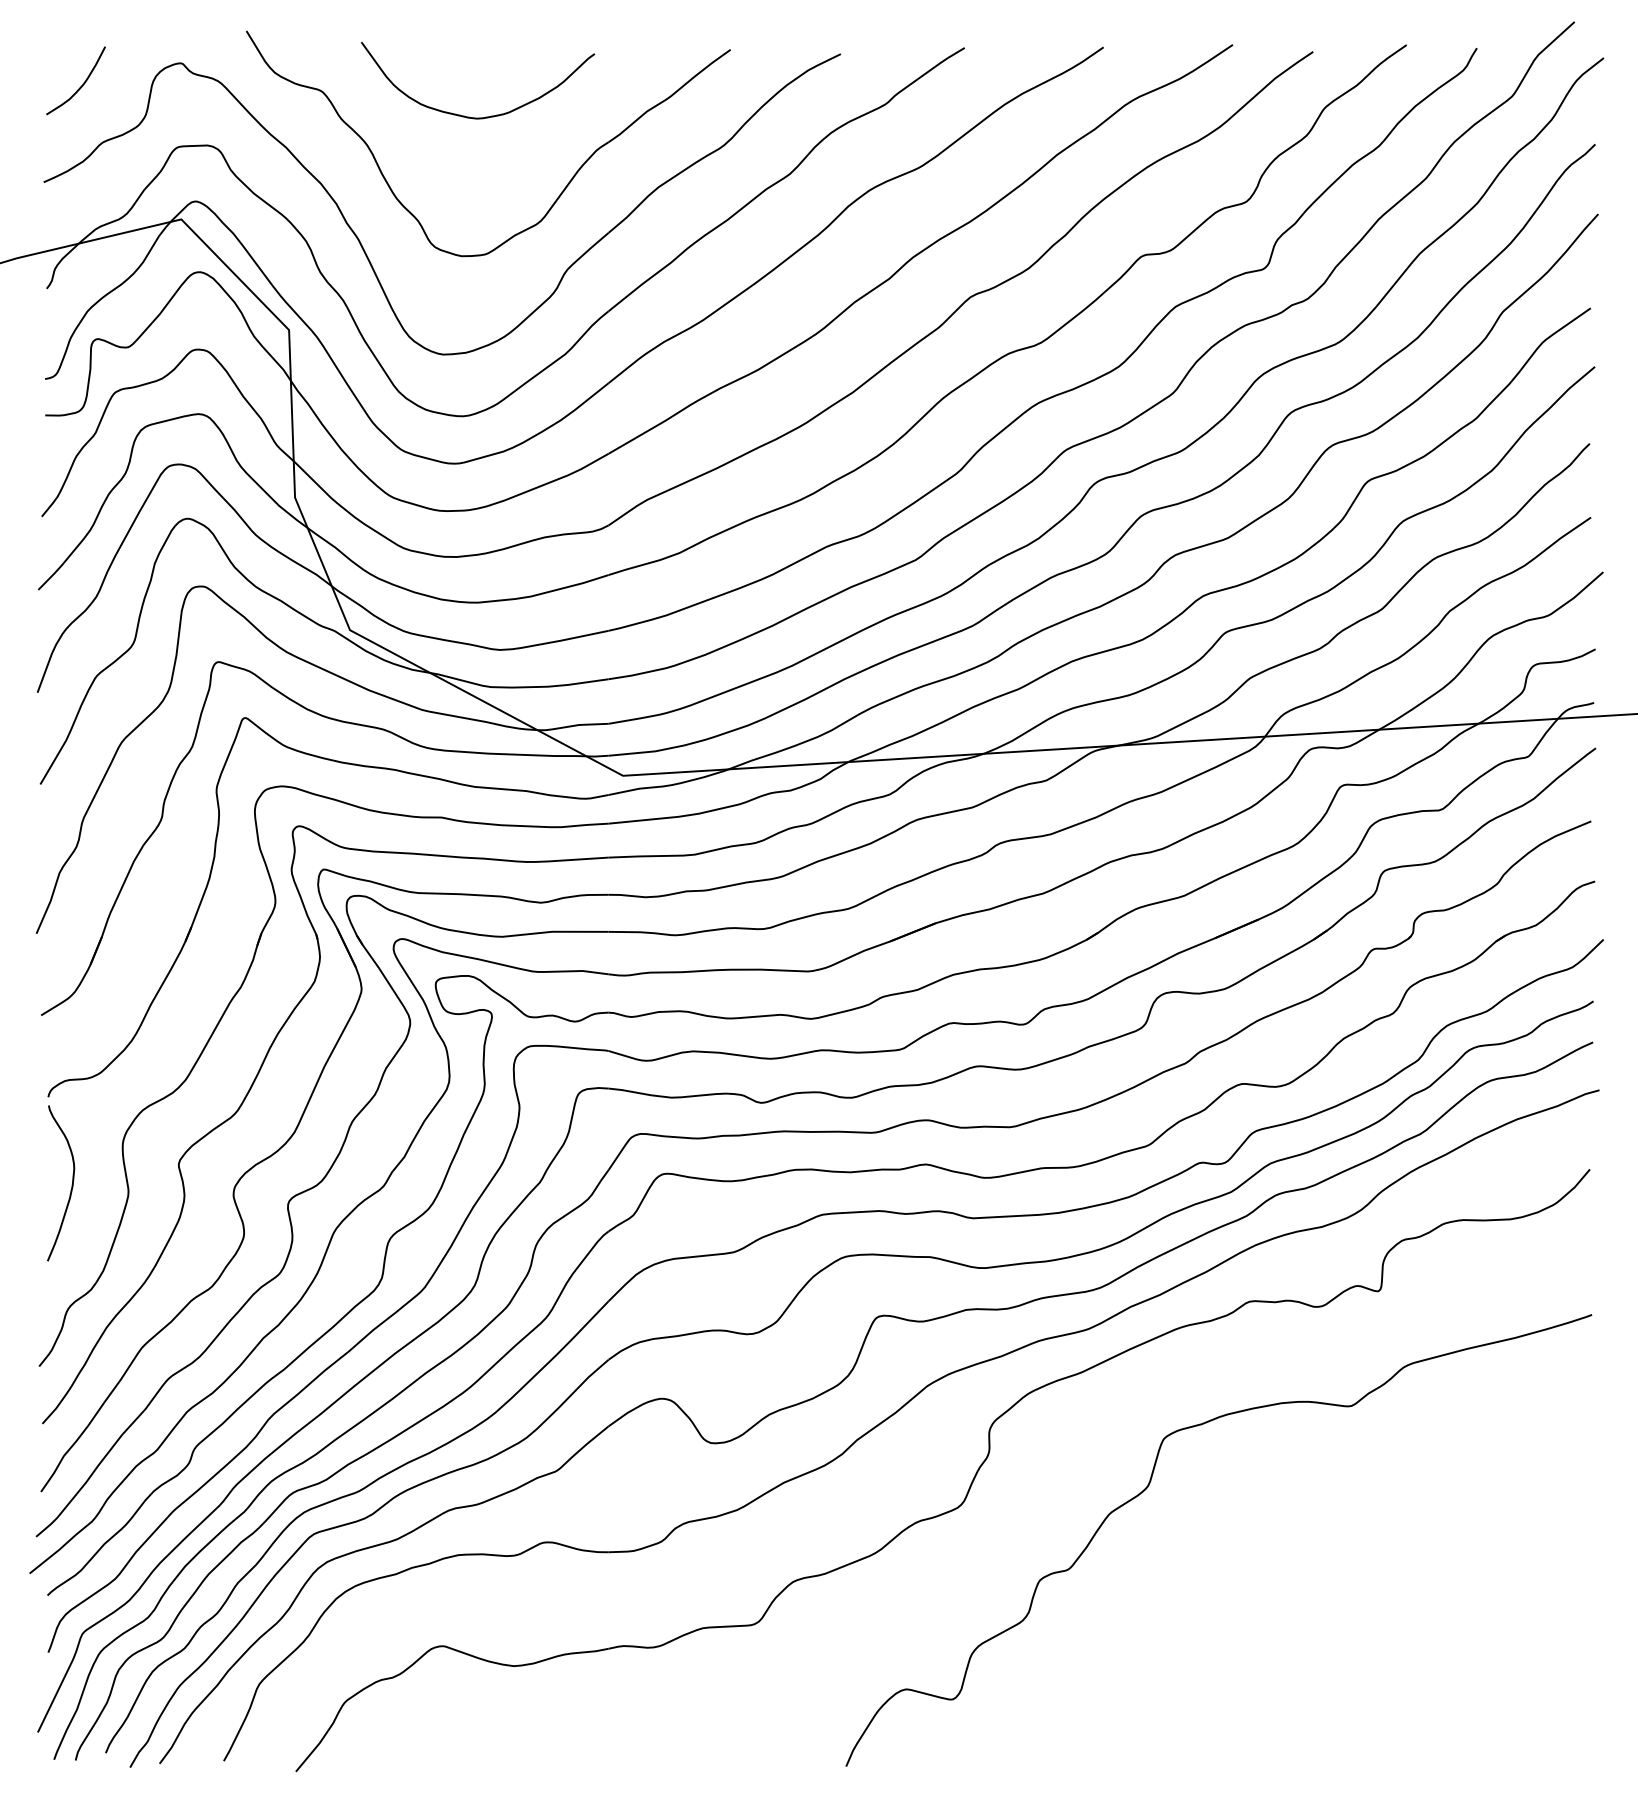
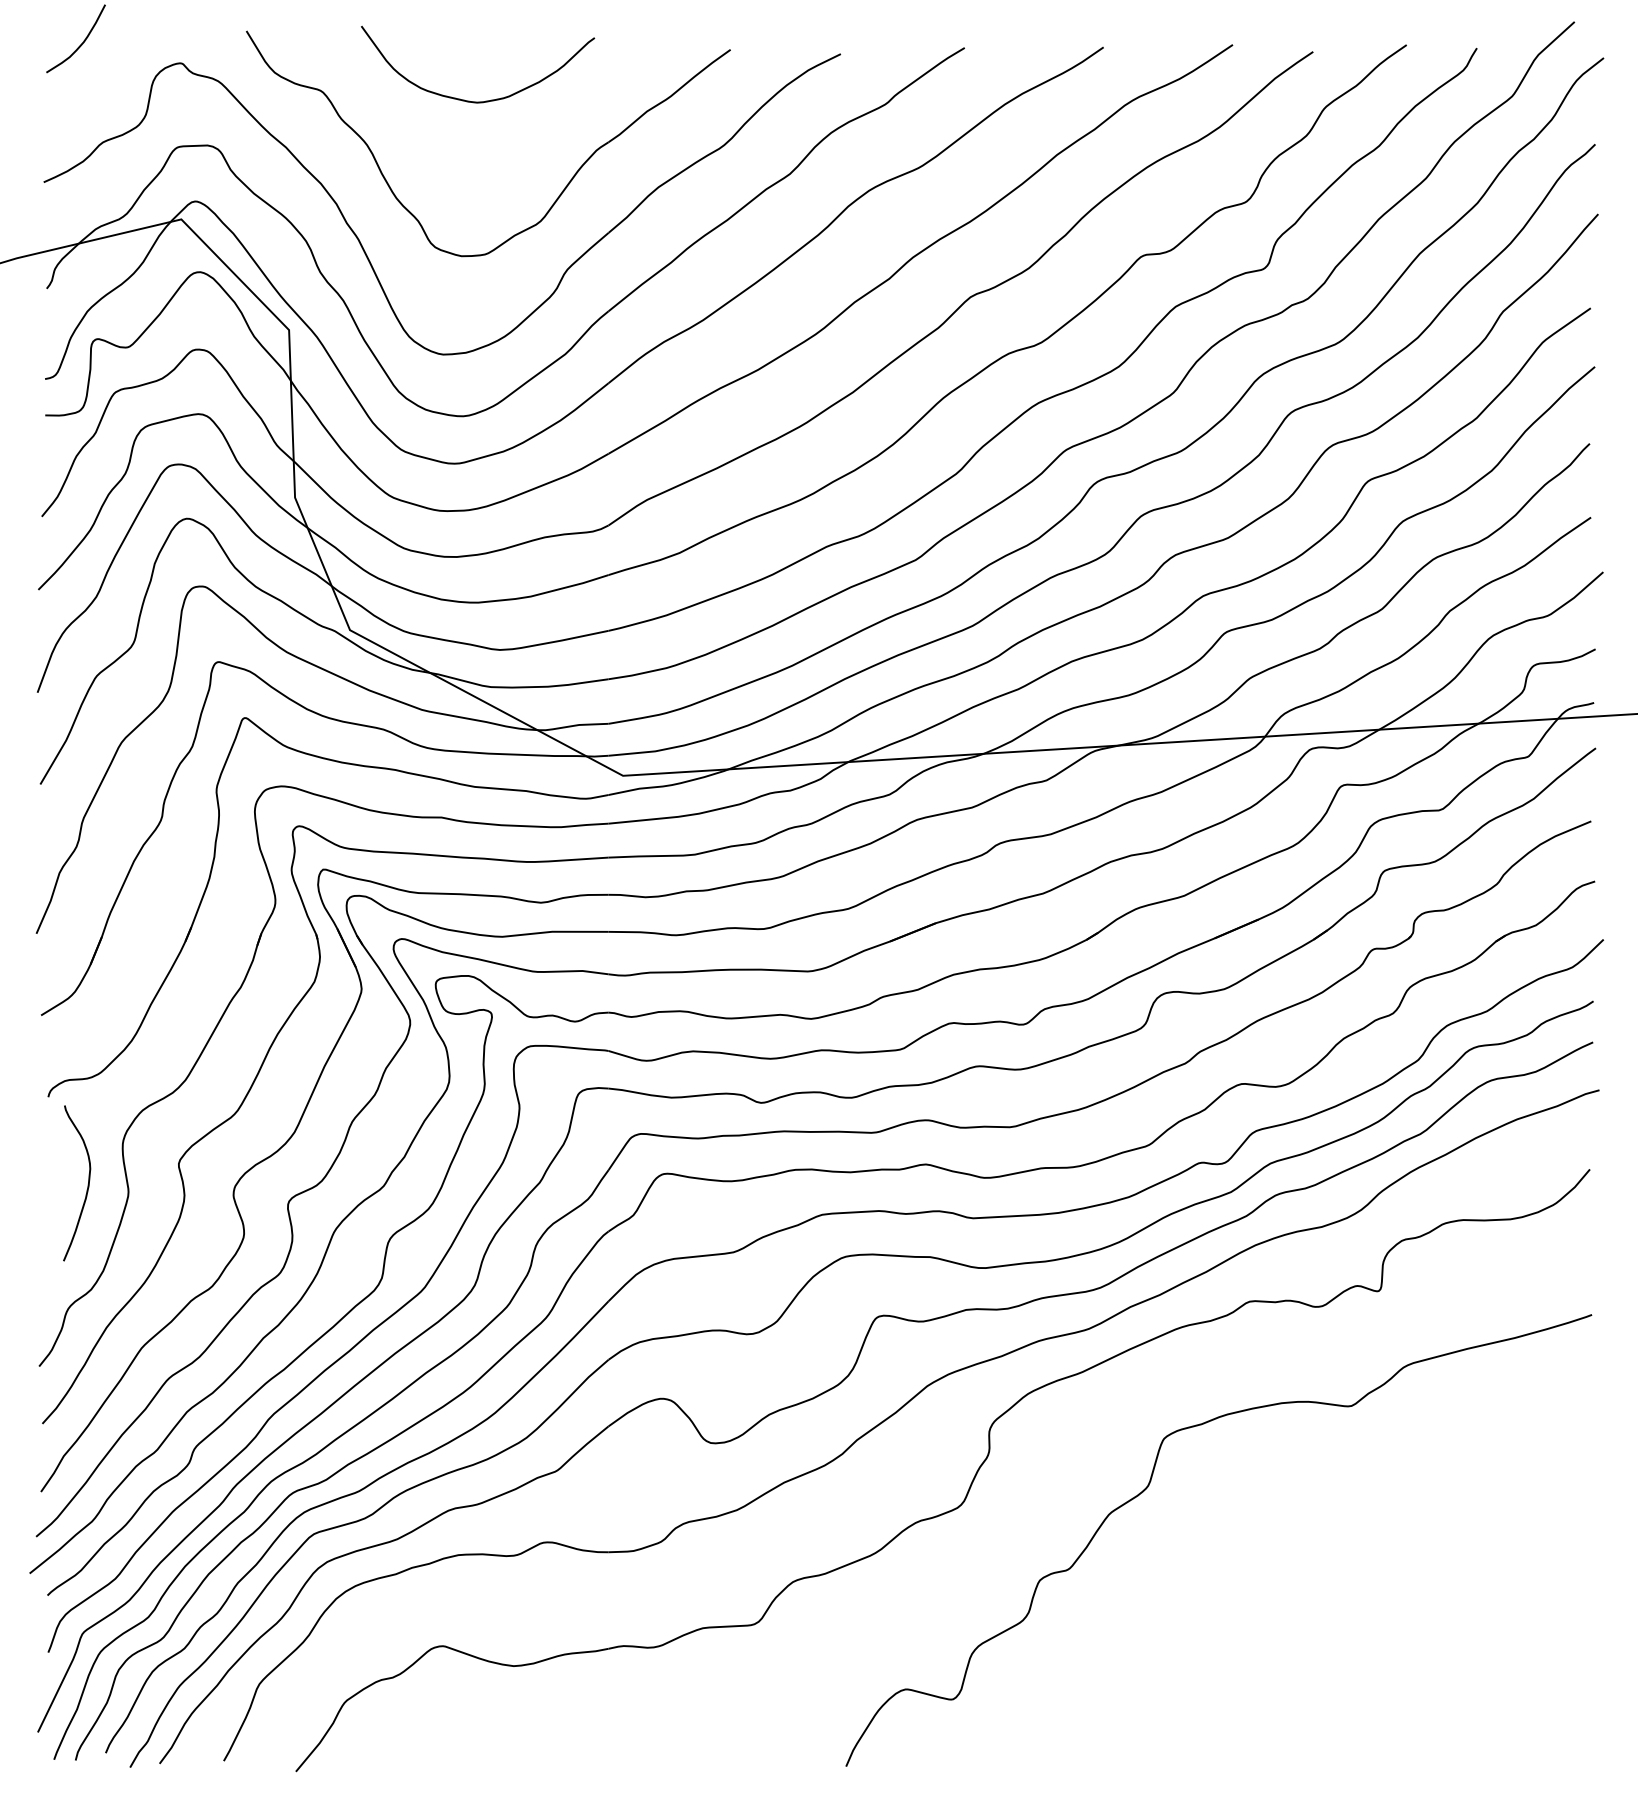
curve position: (81, 85) -> (81, 43) (81, 43)
curve position: (485, 116) -> (485, 100) (485, 100)
curve position: (71, 1184) -> (87, 1184) (87, 1184)
